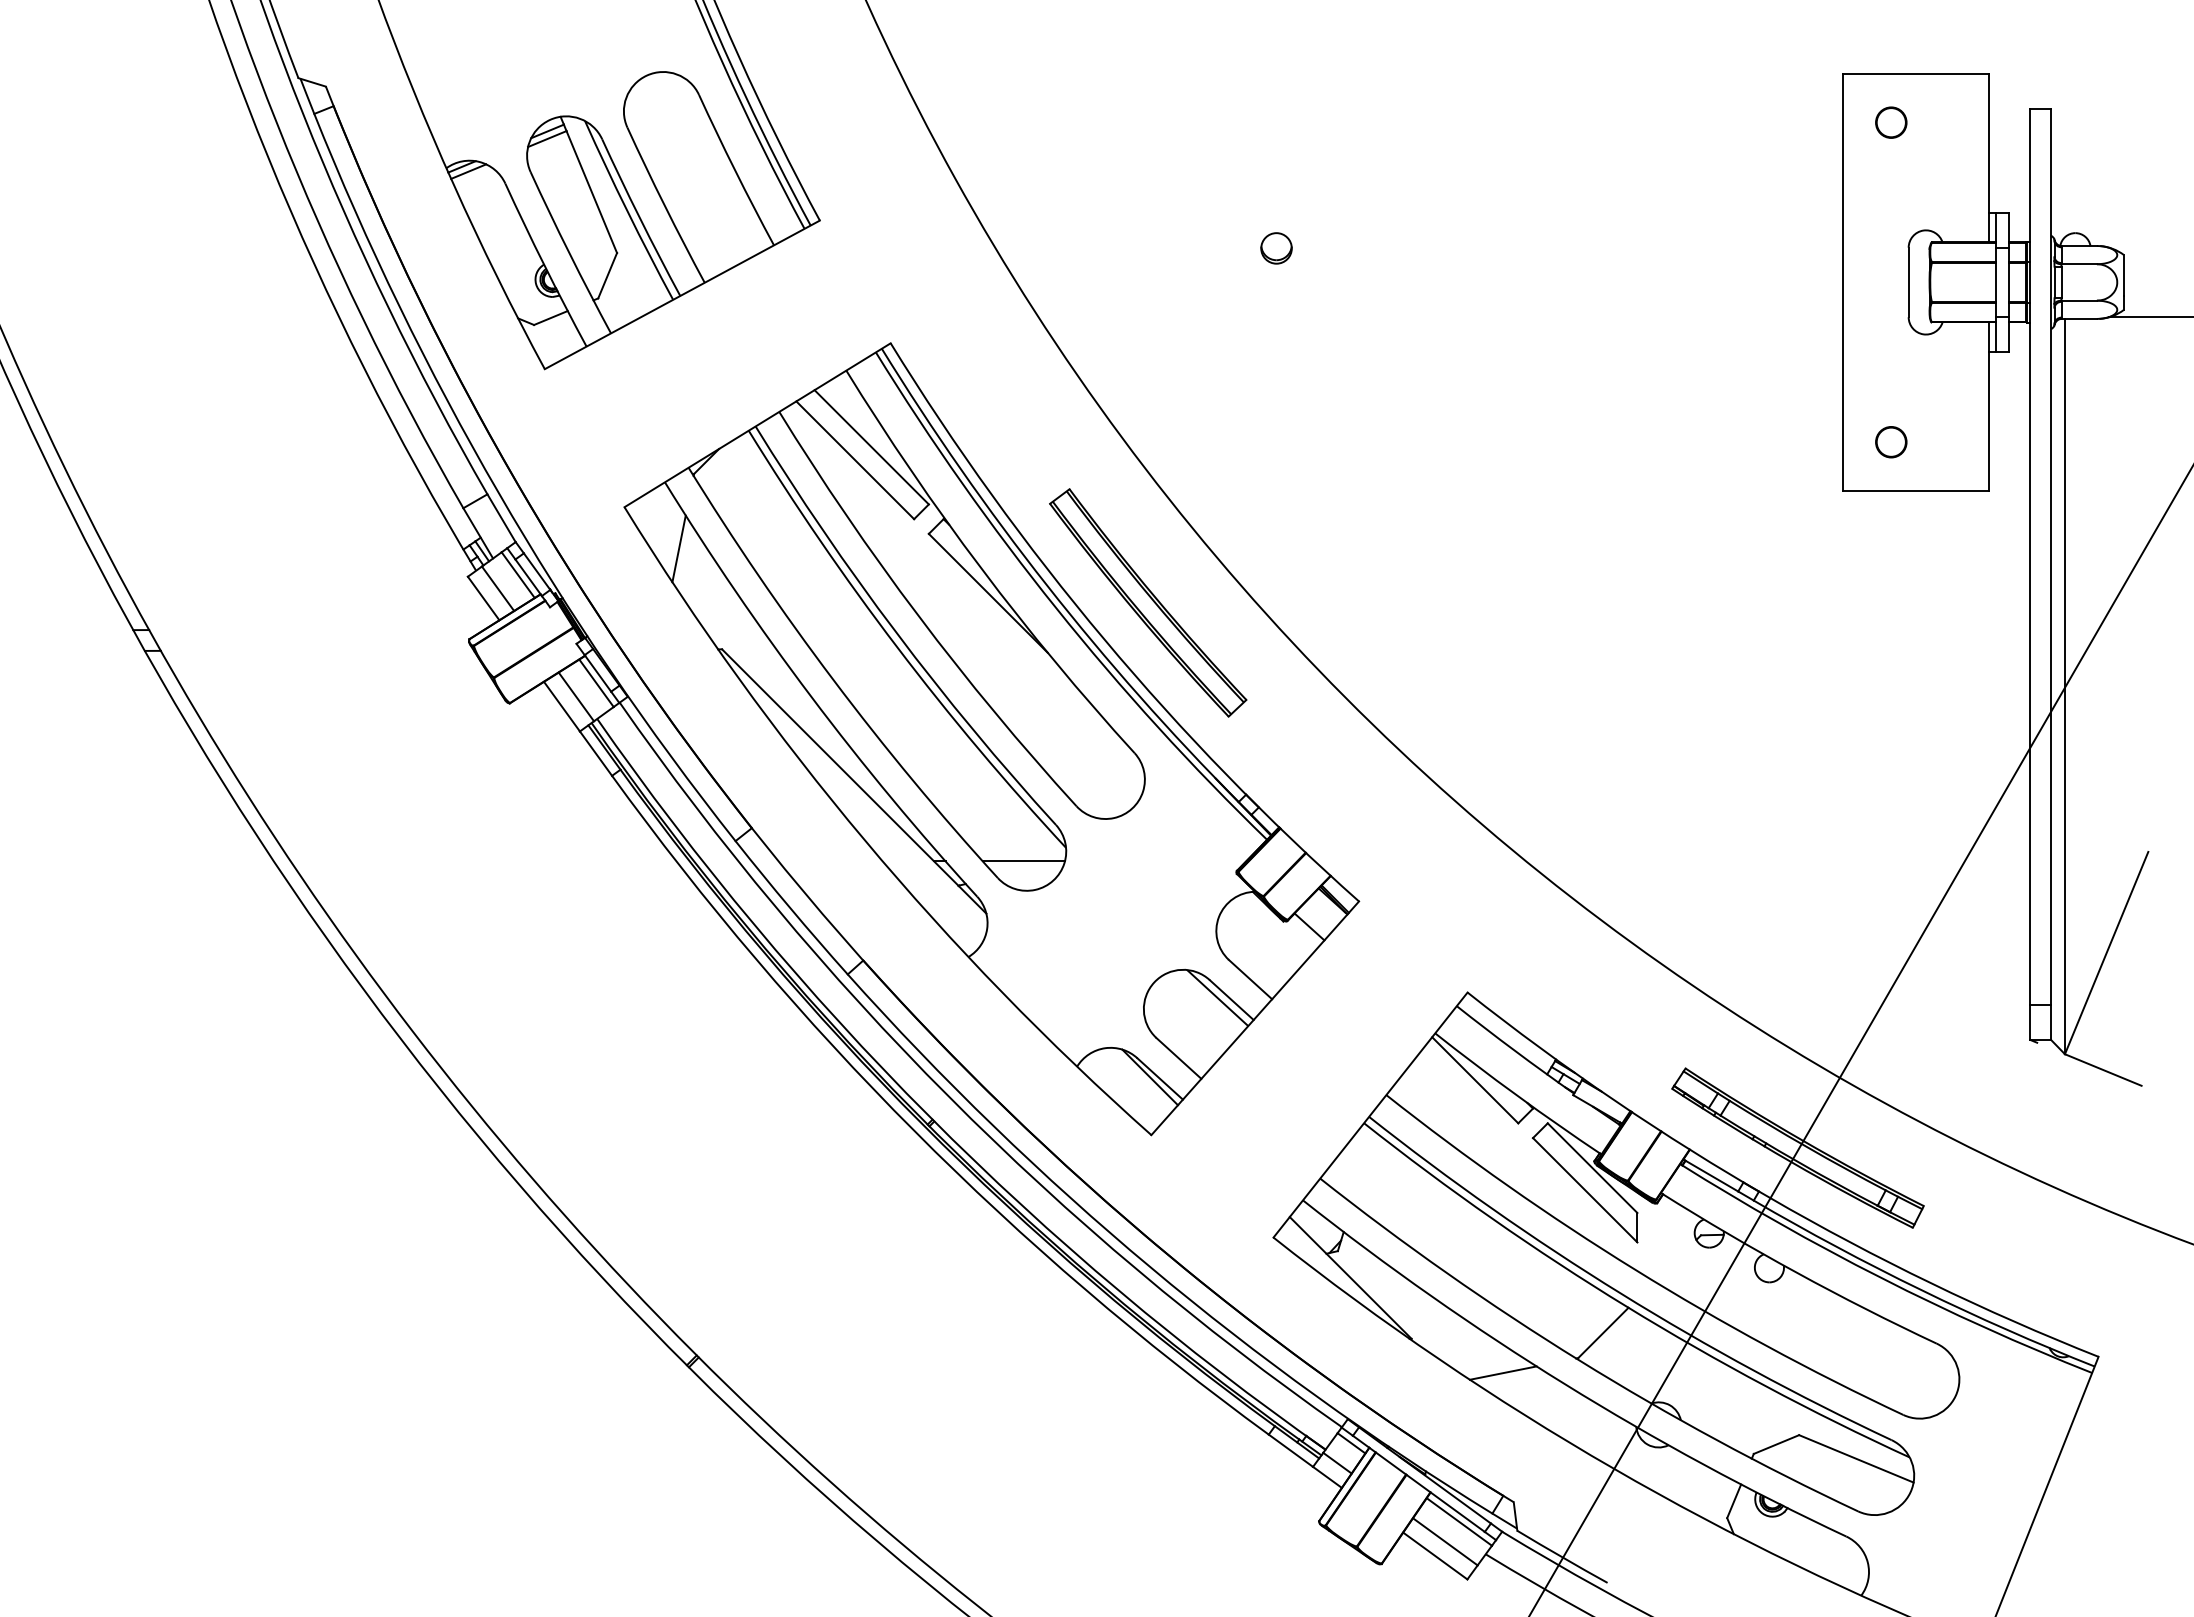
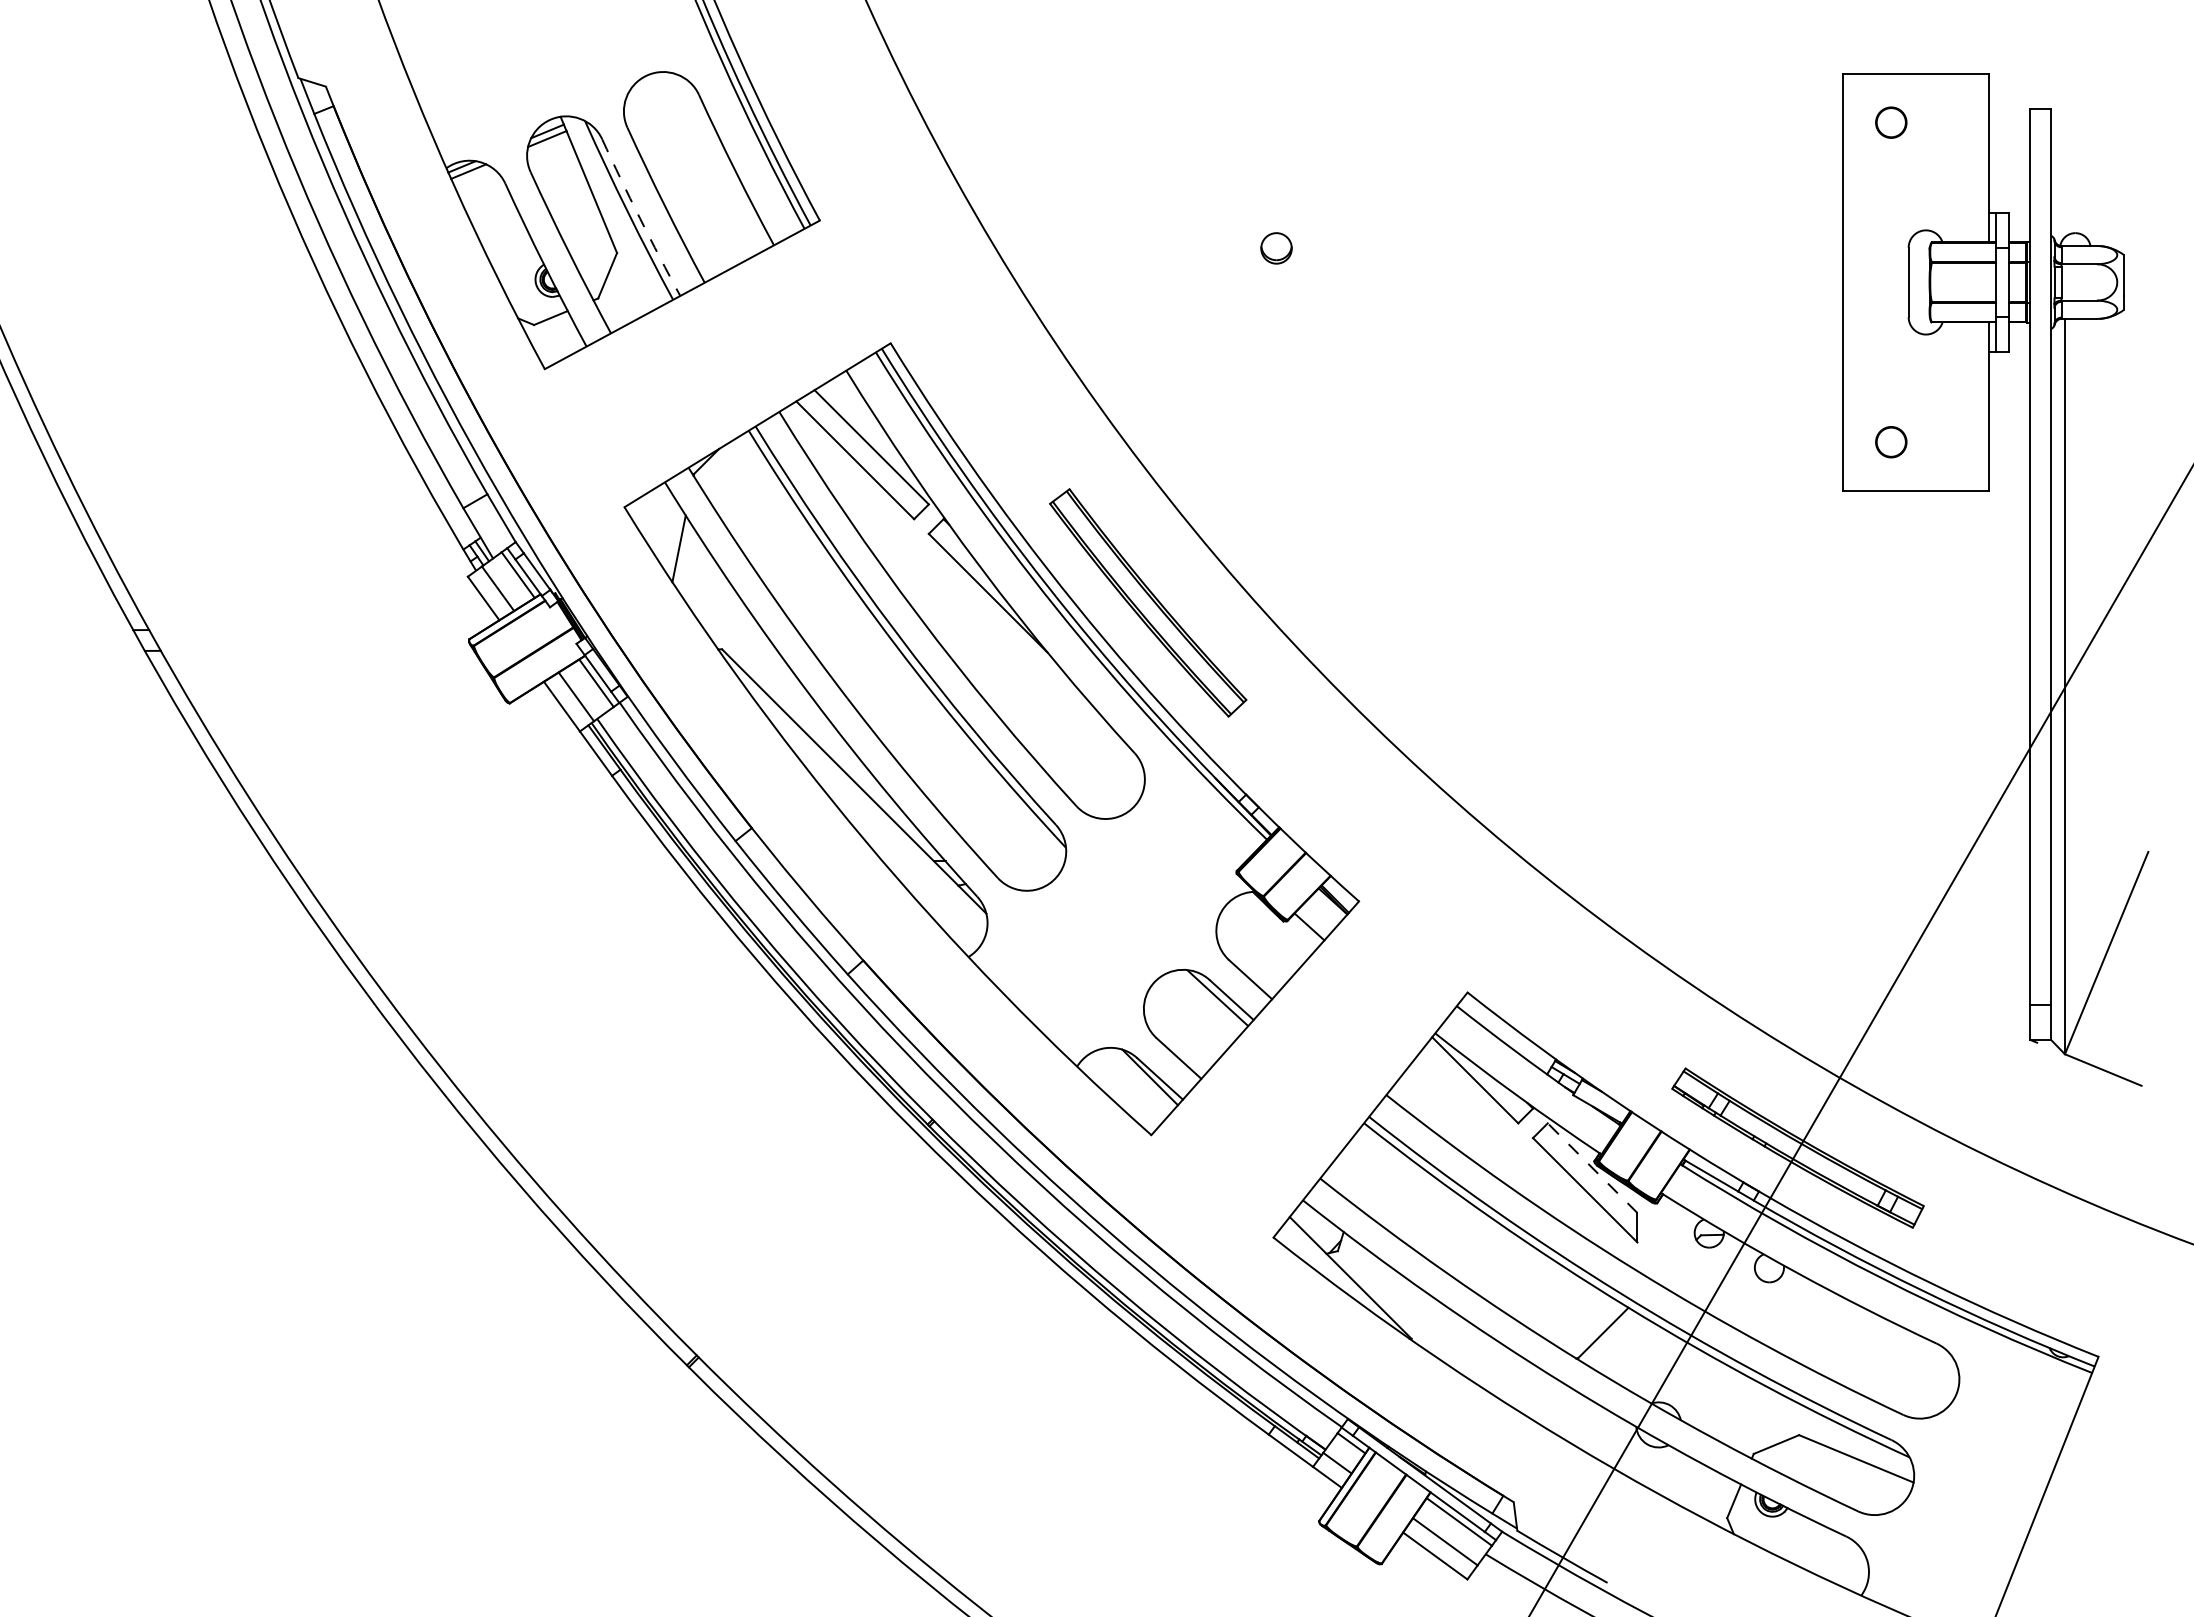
arc: solid -> dashed (639, 218)
line: present -> none (2149, 317)
line: present -> none (1023, 861)
line: solid -> dashed (1592, 1167)
line: present -> none (1502, 1372)
